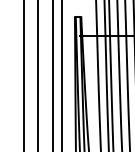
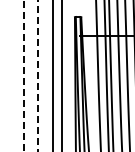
line: solid -> dashed (23, 75)
line: solid -> dashed (38, 76)
